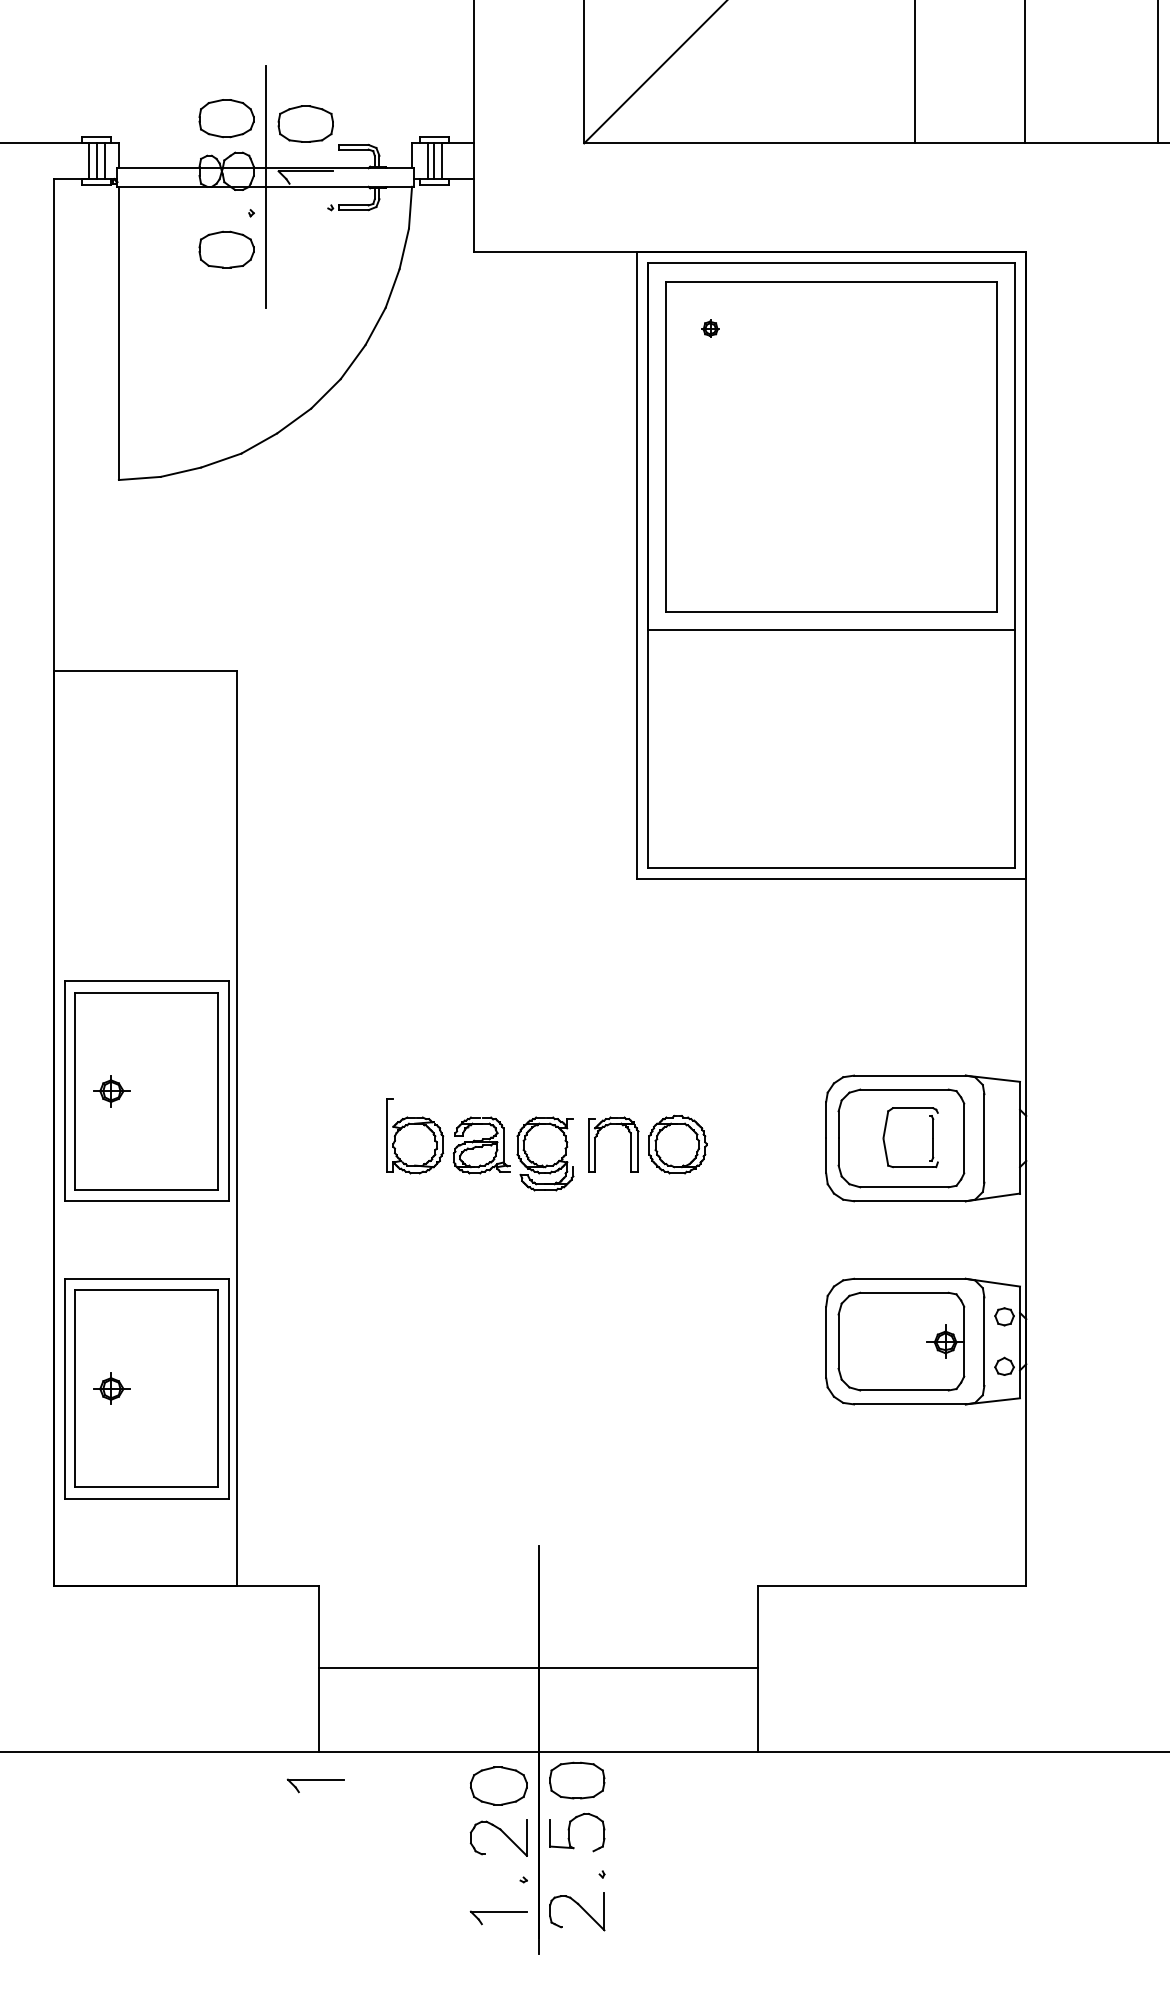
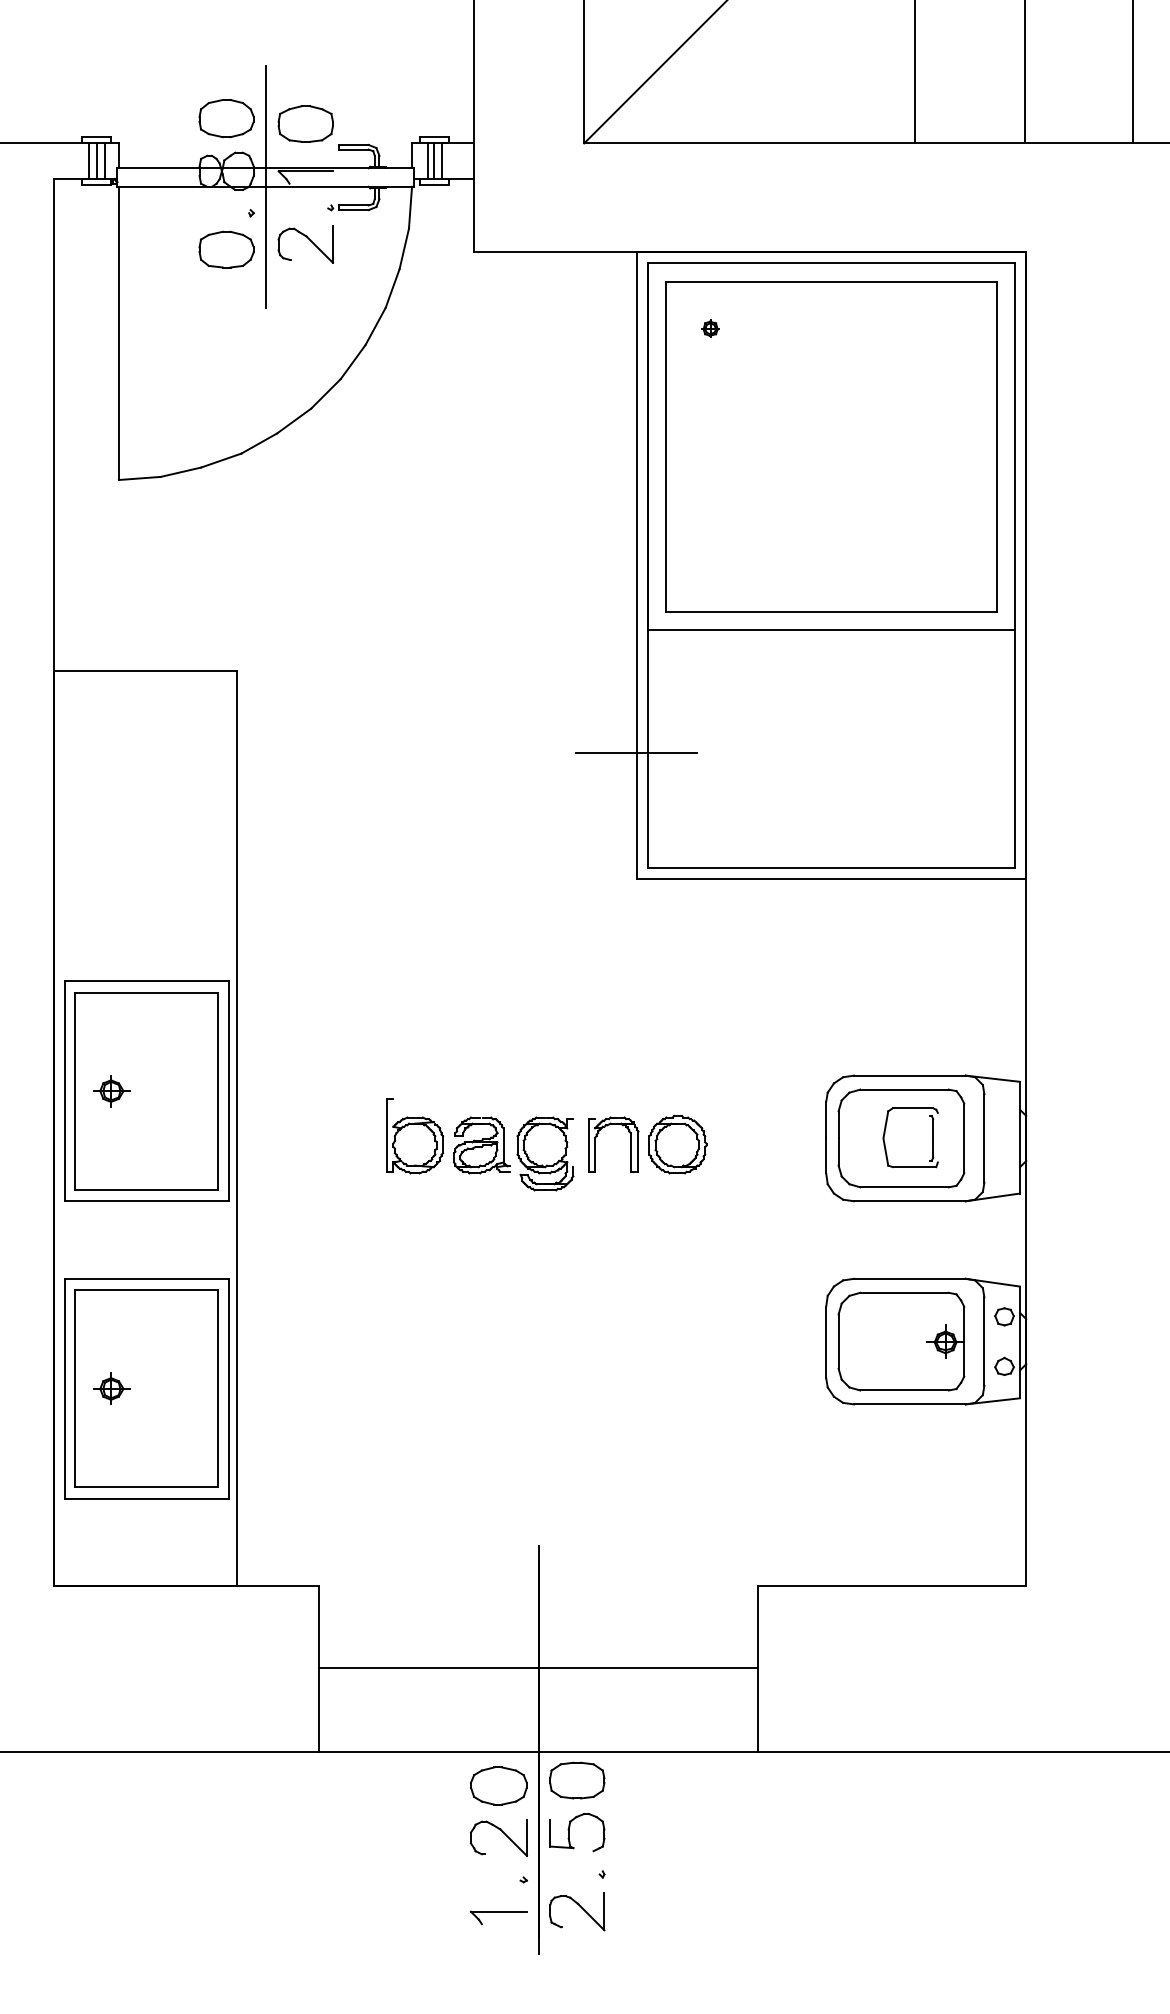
line position: (1158, 72) -> (1133, 72) (1133, 72)
part: none -> present (305, 244)
line: none -> present (636, 752)
part: present -> none (315, 1785)
